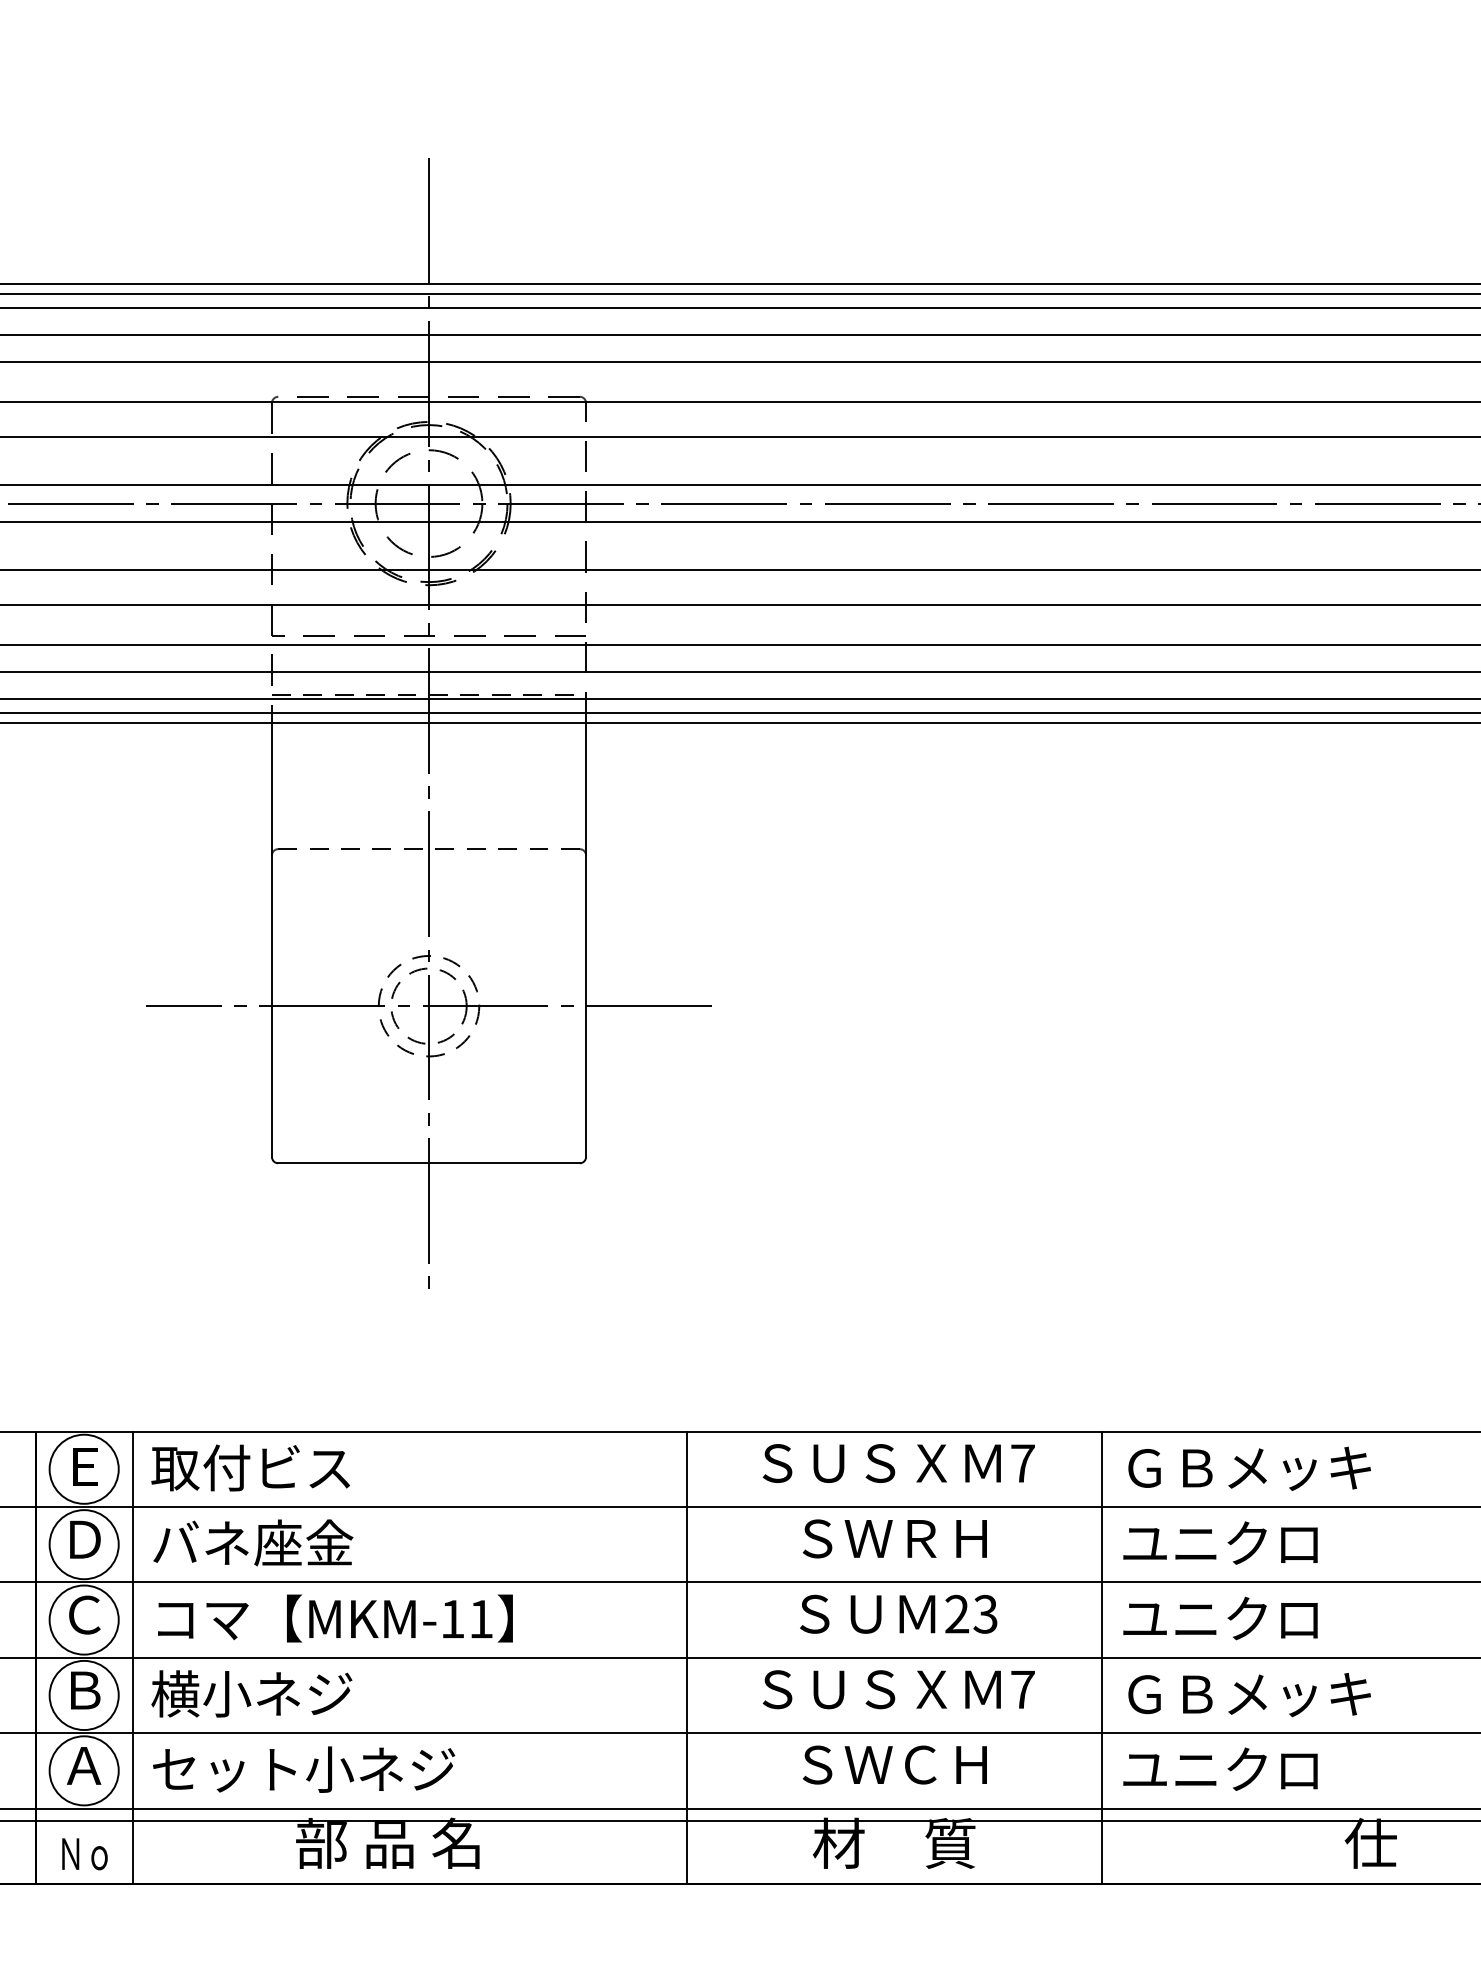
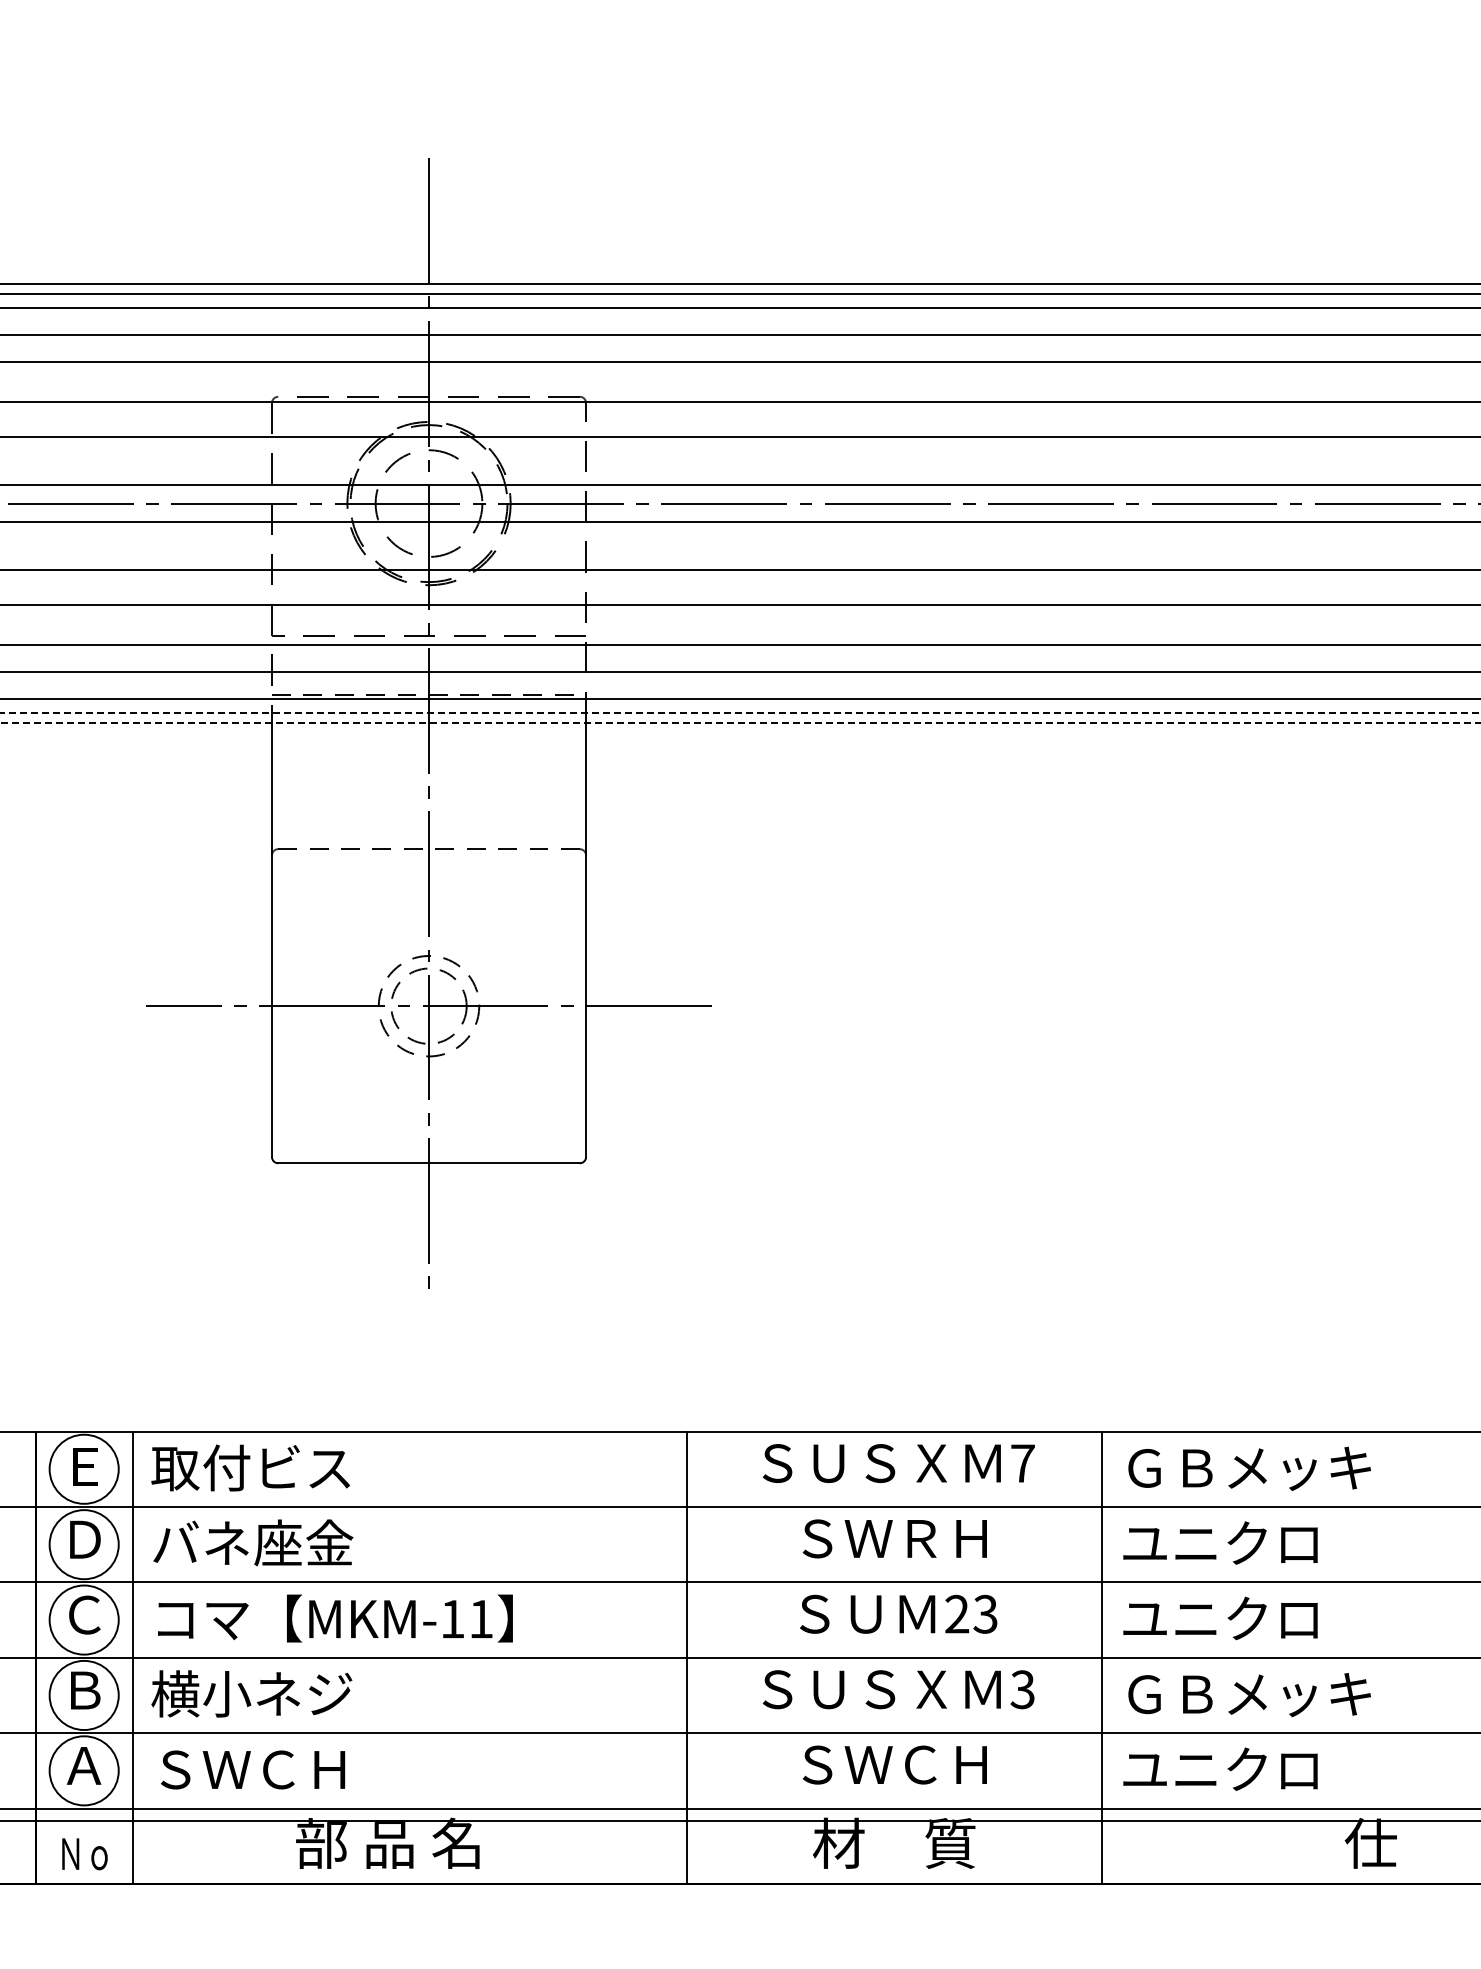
line: solid -> dashed (740, 713)
line: solid -> dashed (740, 723)
text: 7 -> 3 (1022, 1689)
text: セット小ネジ -> ＳＷＣＨ (304, 1769)
